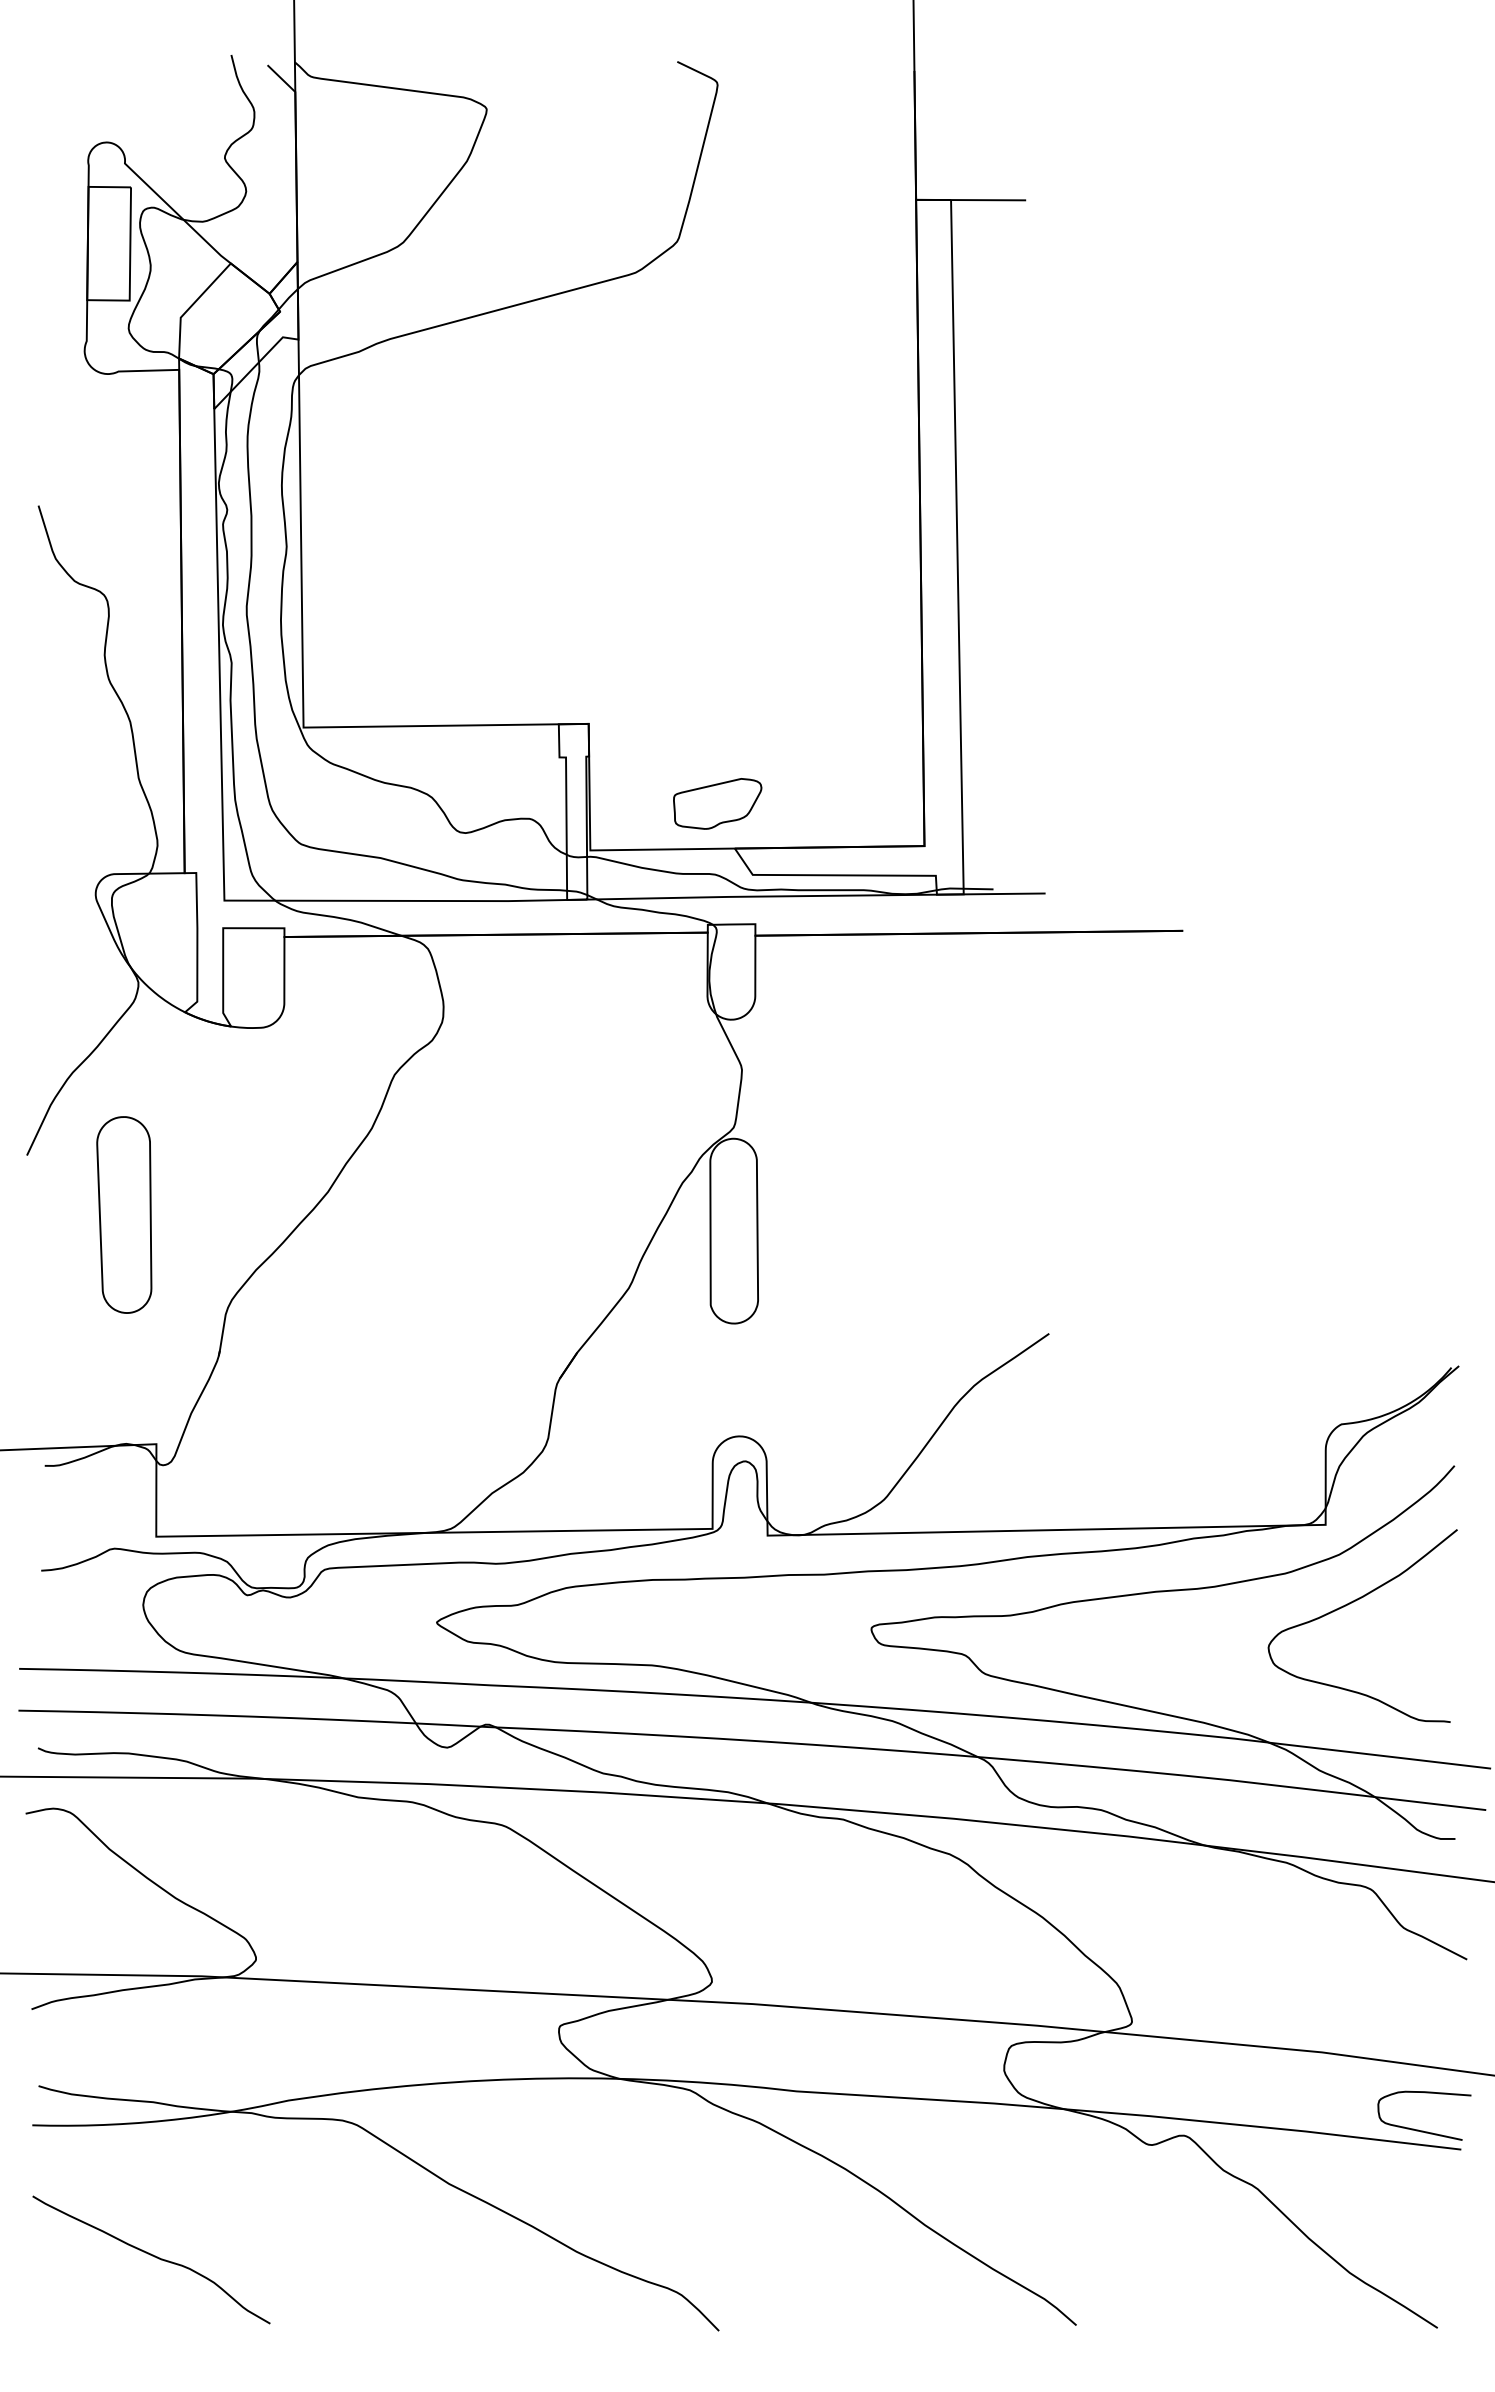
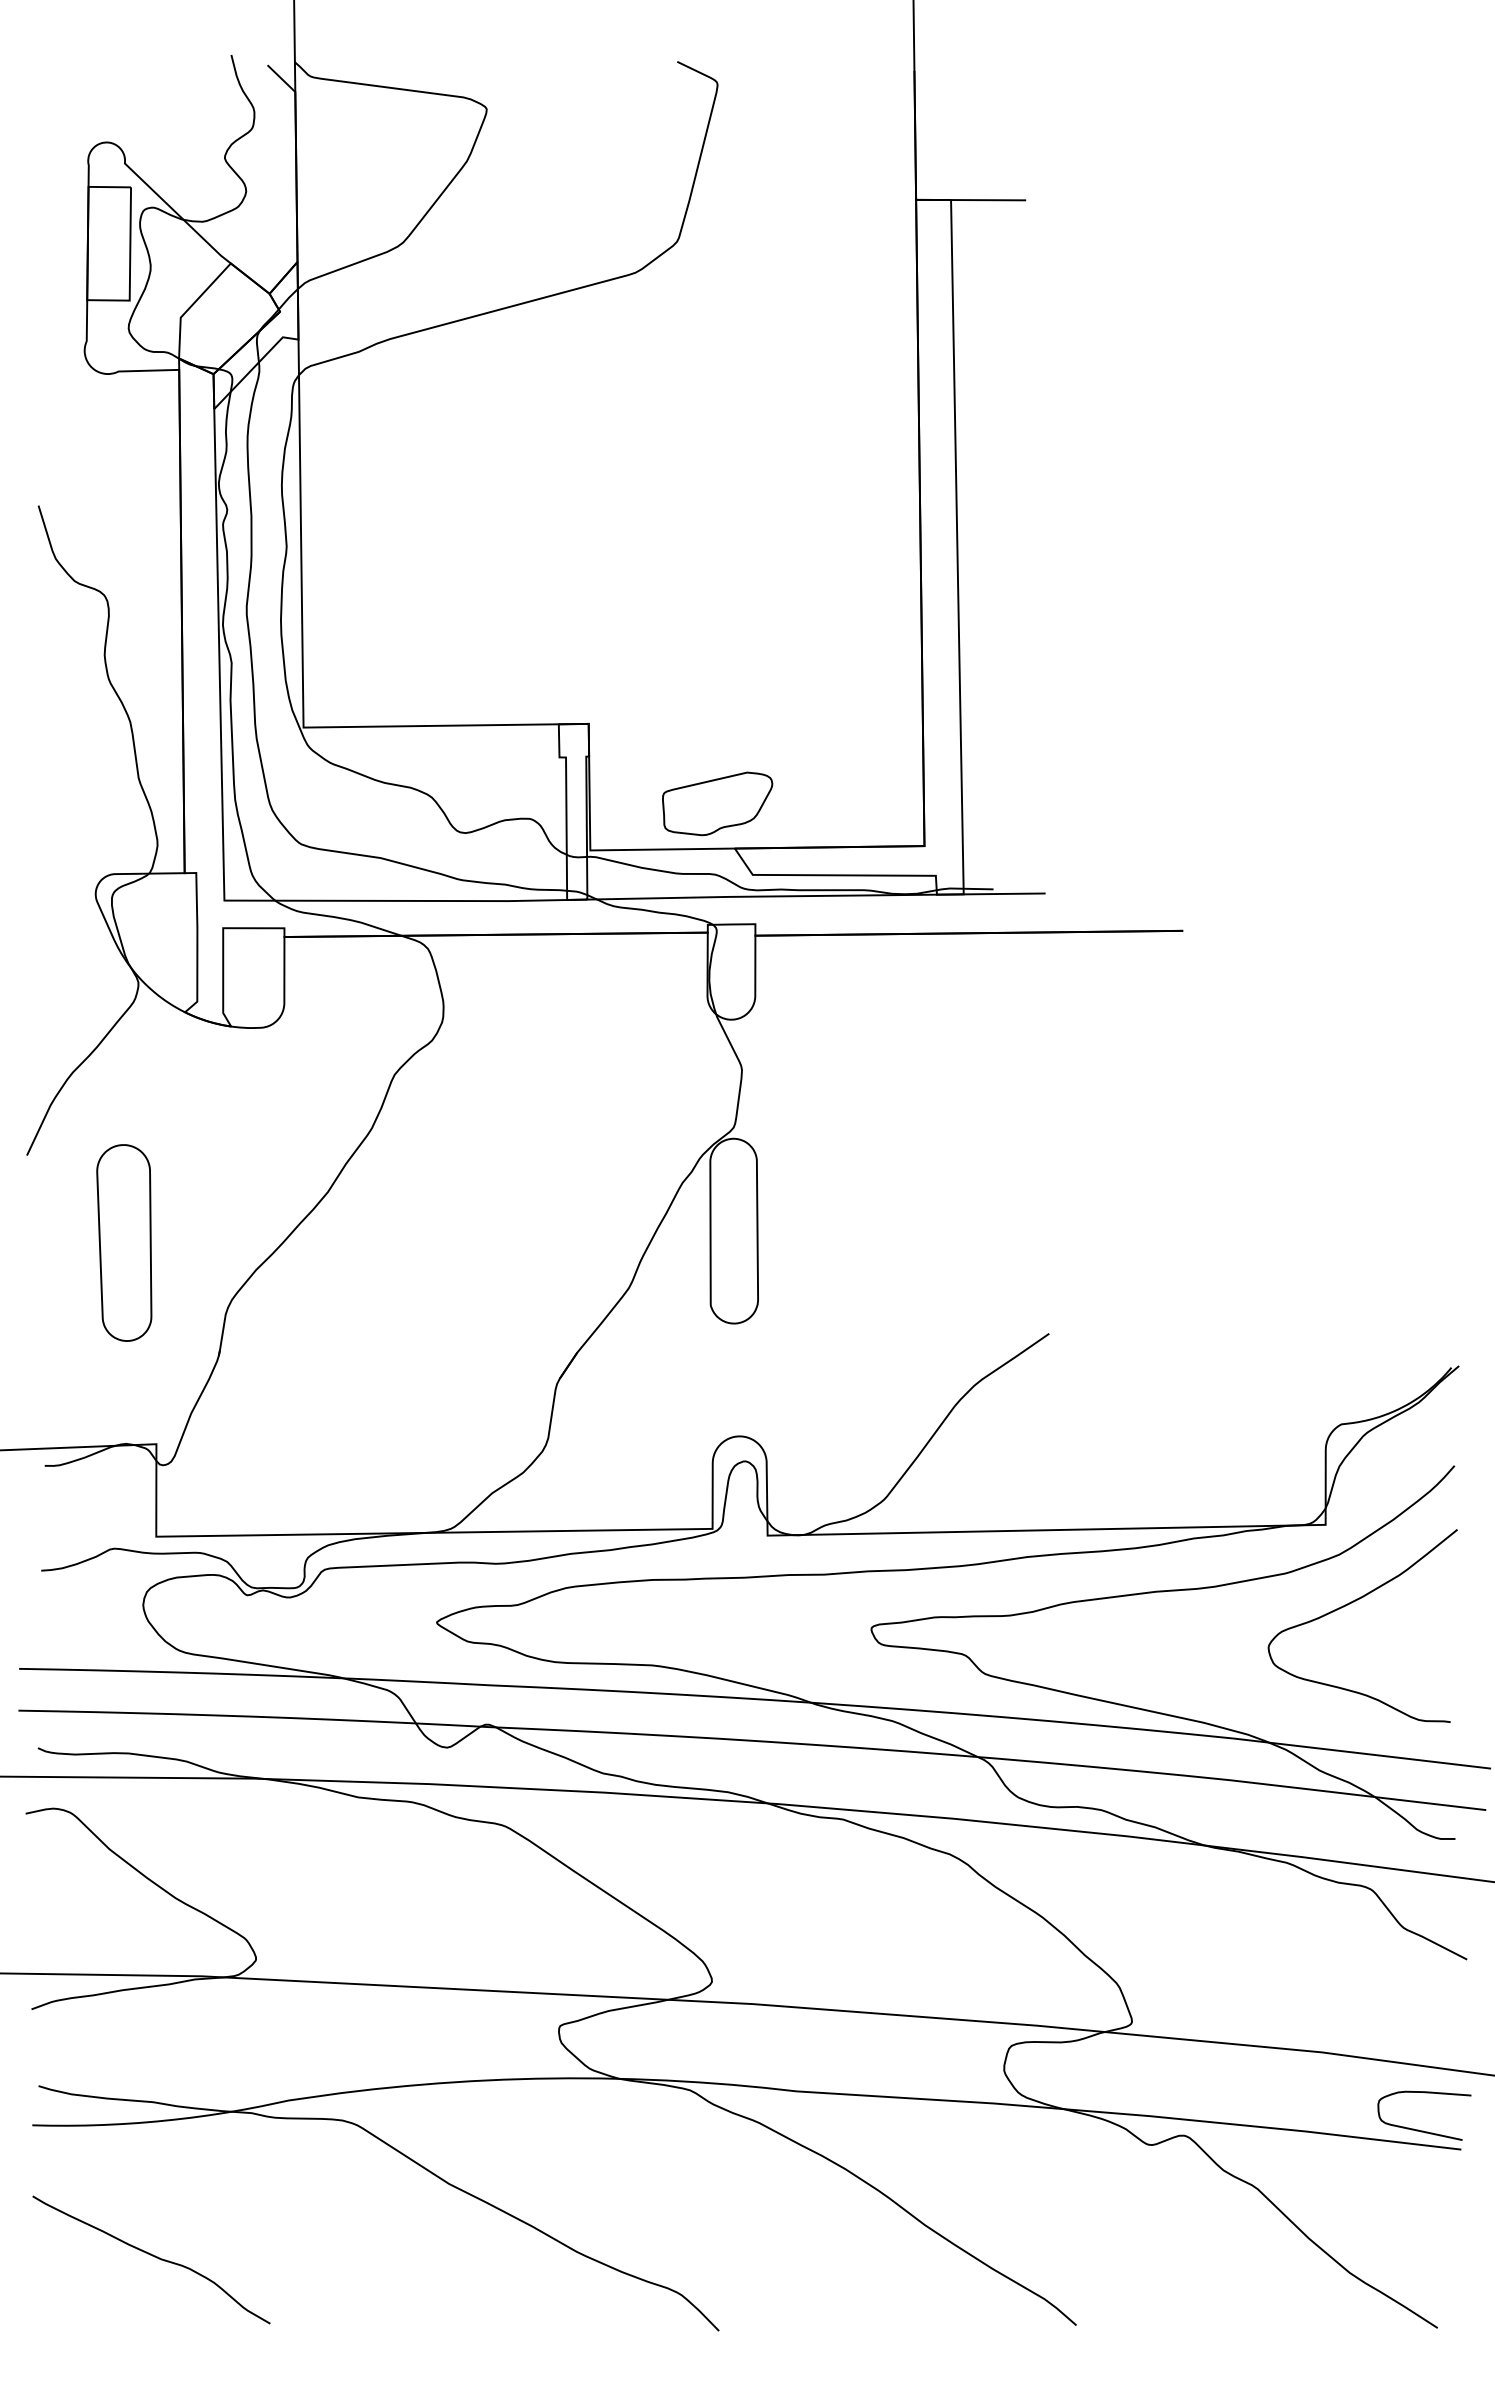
part size: 90x52 px -> 112x66 px (717, 803)
part position: (124, 1214) -> (124, 1242) (124, 1242)
